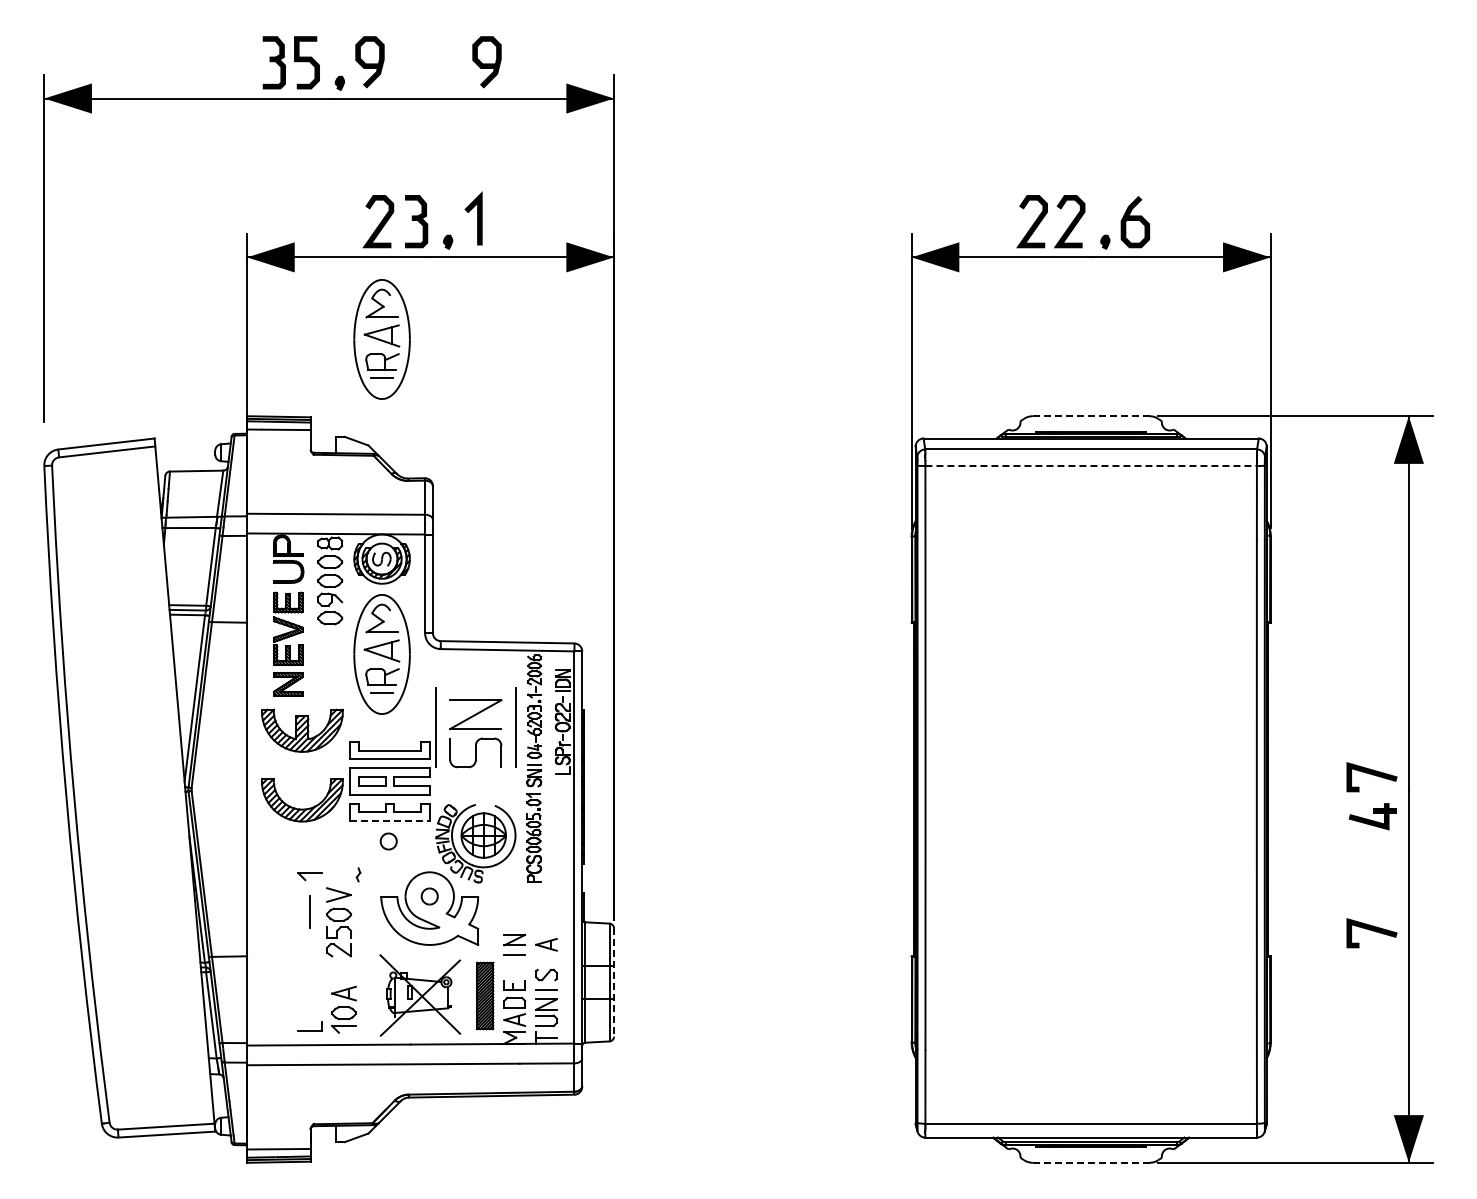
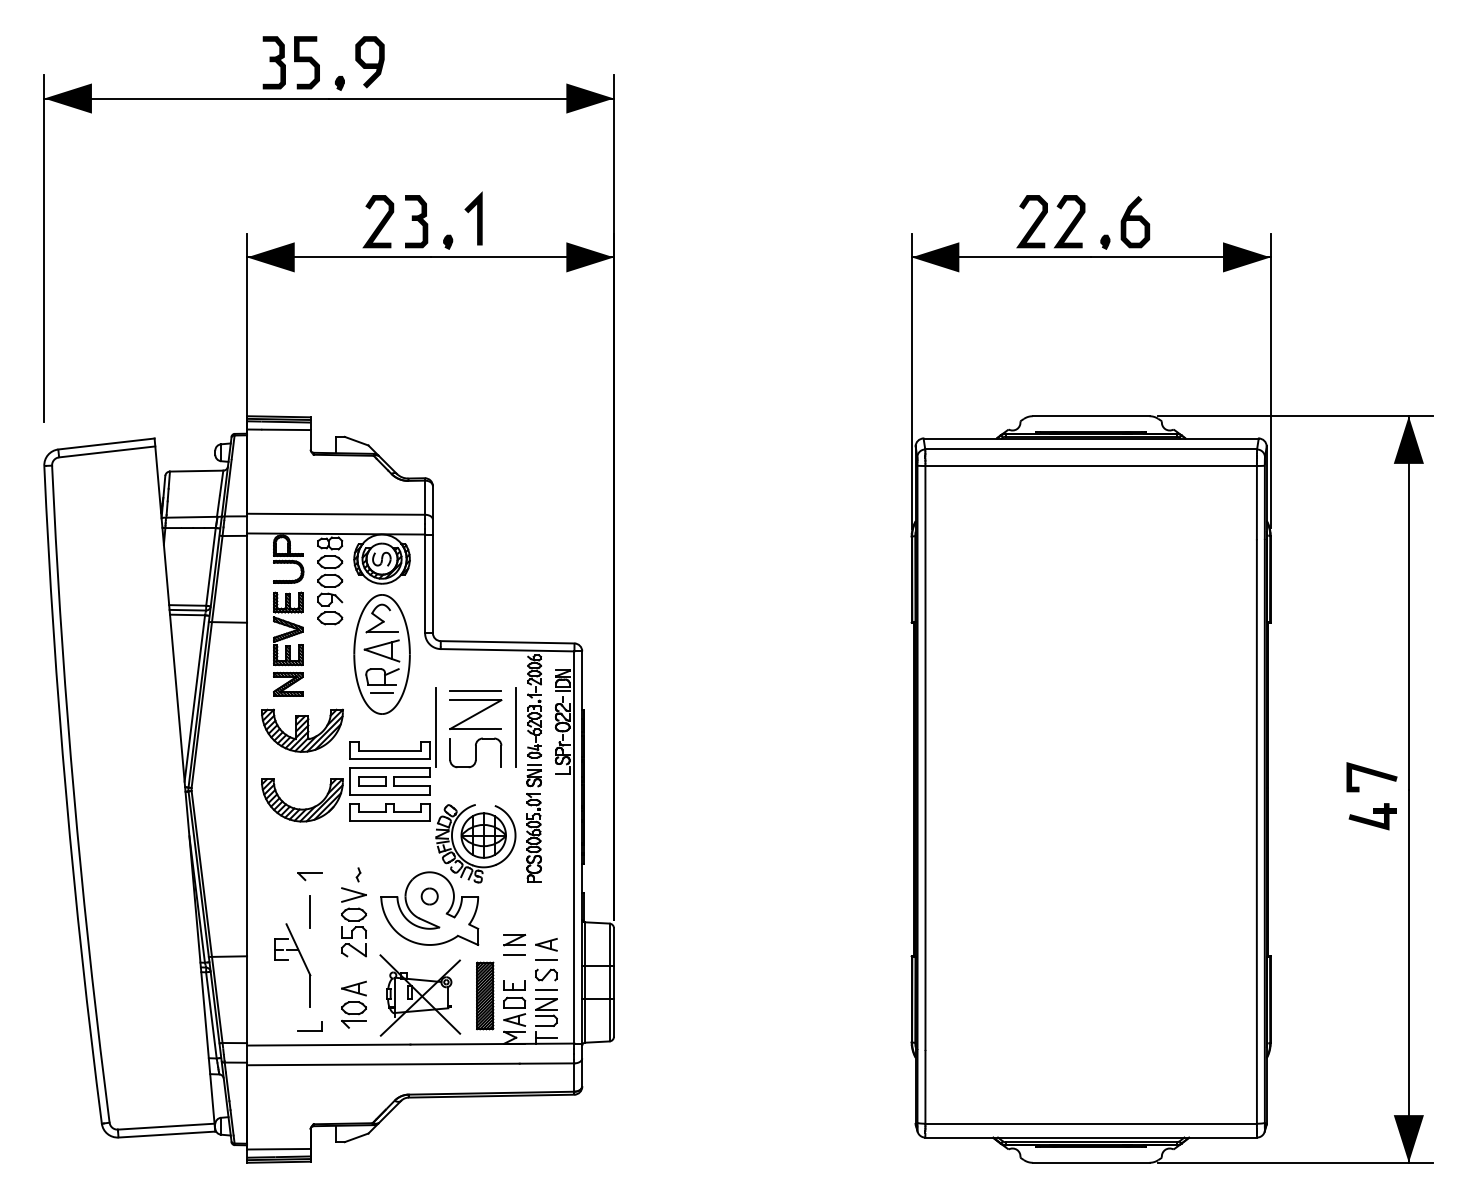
curve: present -> none (486, 63)
part: present -> none (381, 339)
line: dashed -> solid (1091, 416)
line: dashed -> solid (1092, 466)
line: none -> present (475, 690)
line: dashed -> solid (389, 821)
part: present -> none (388, 841)
part position: (338, 922) -> (353, 922) (353, 922)
line: present -> none (1372, 931)
line: none -> present (546, 959)
part: none -> present (288, 960)
line: dashed -> solid (614, 983)
part position: (343, 1009) -> (353, 1004) (353, 1004)
line: dashed -> solid (1091, 1162)
